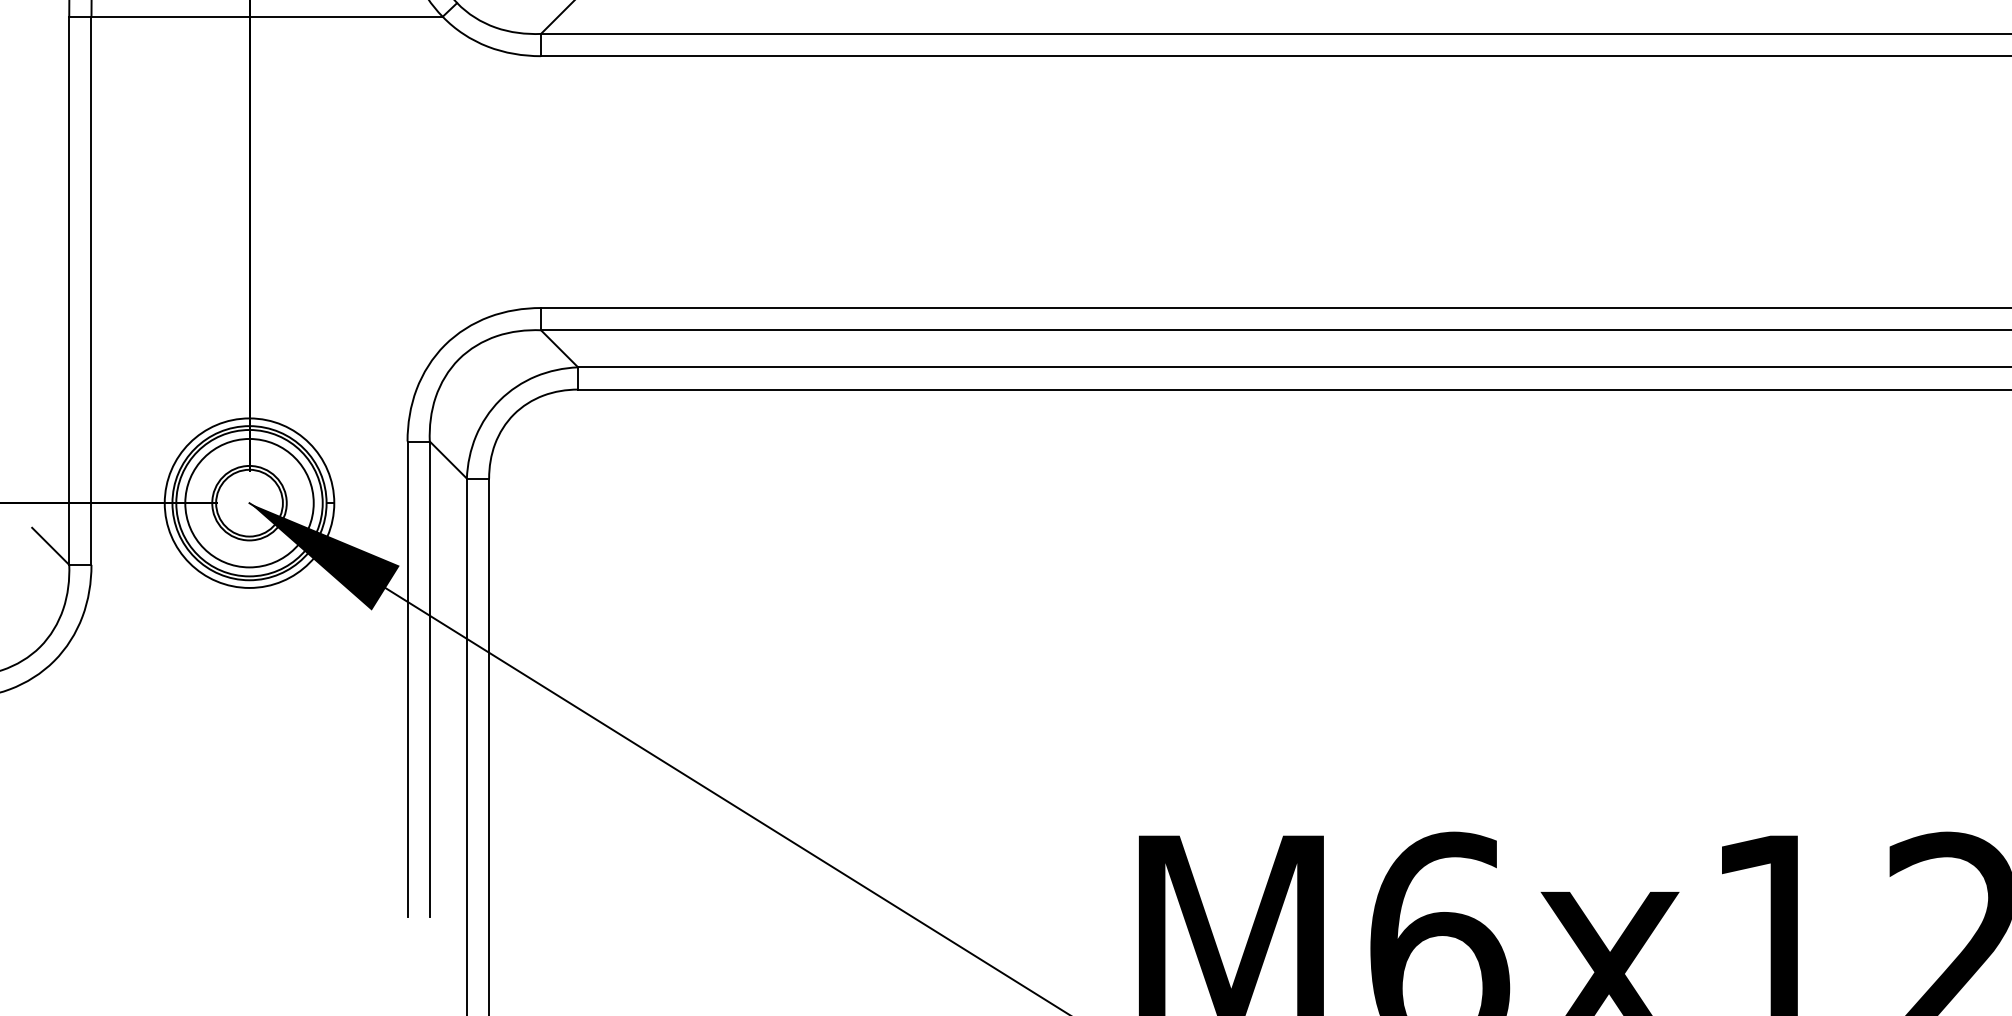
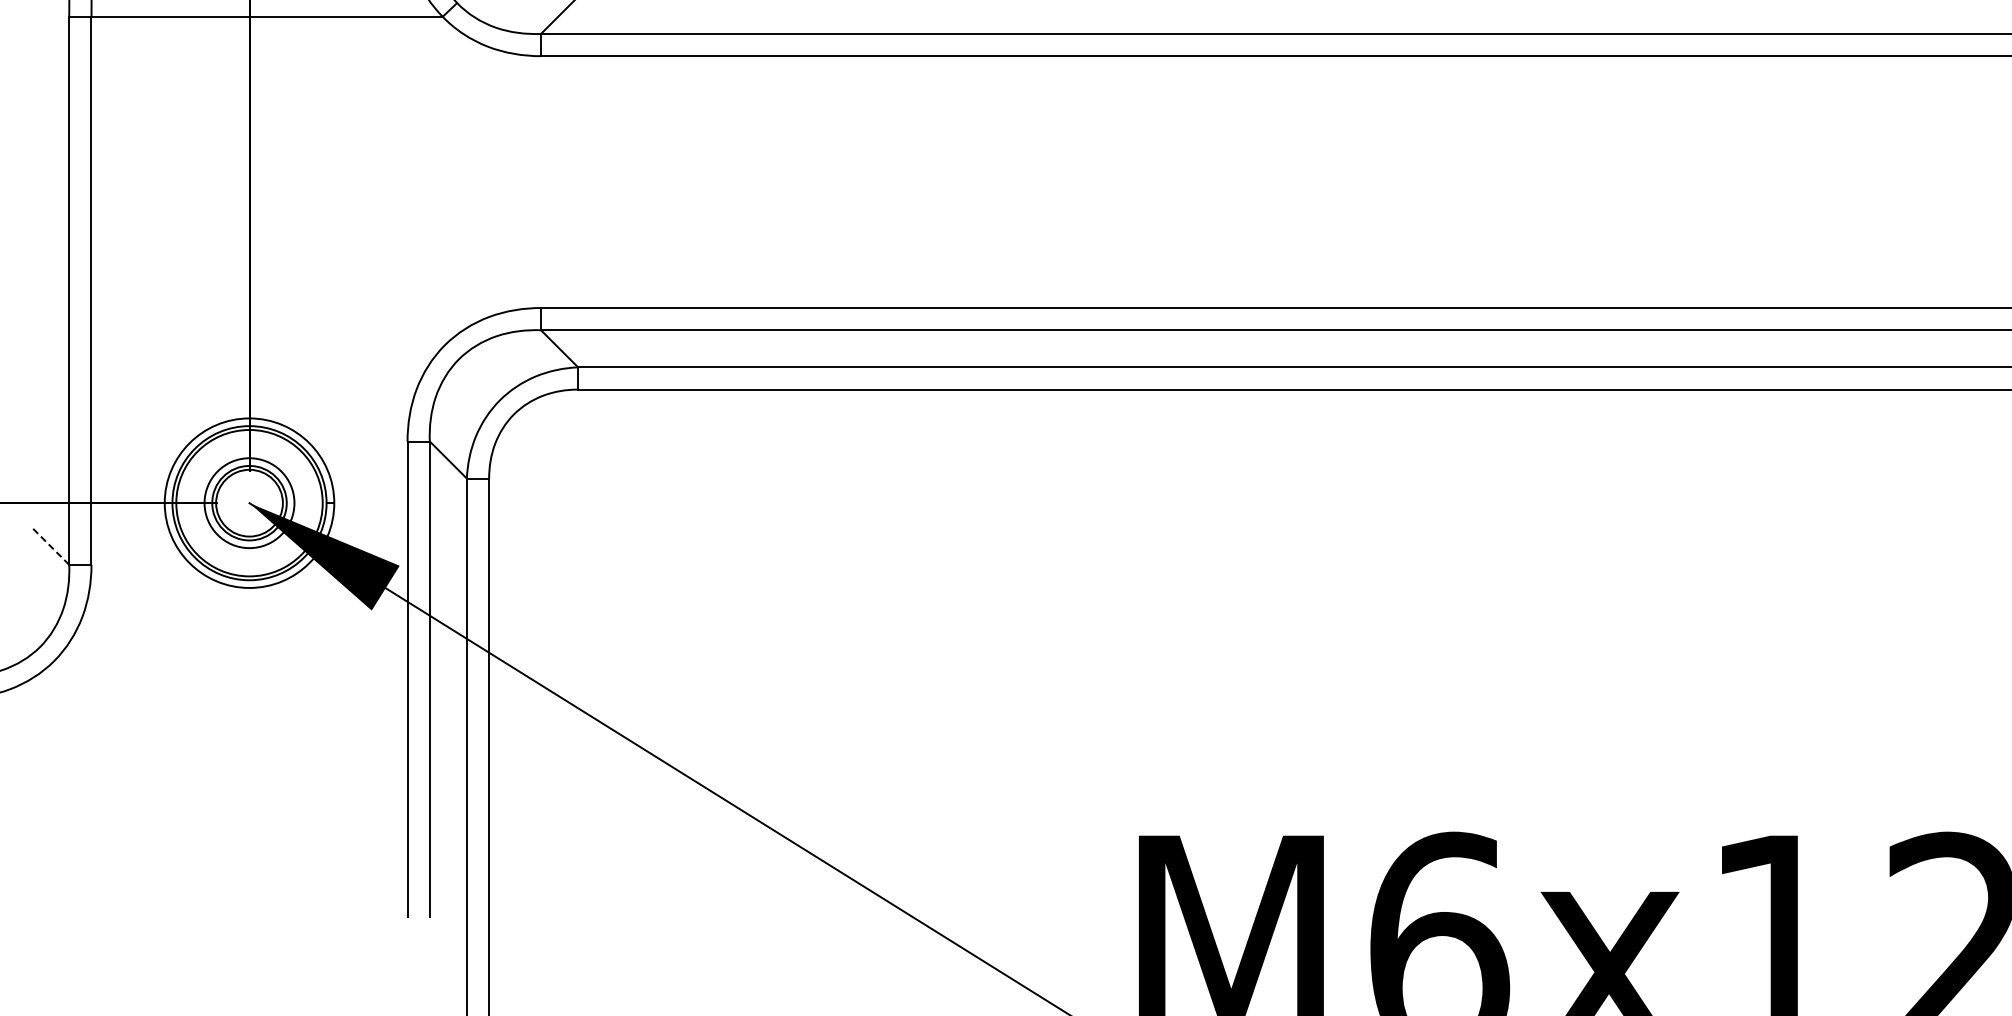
circle diameter: 128 px -> 90 px (249, 503)
line: solid -> dashed (50, 546)
